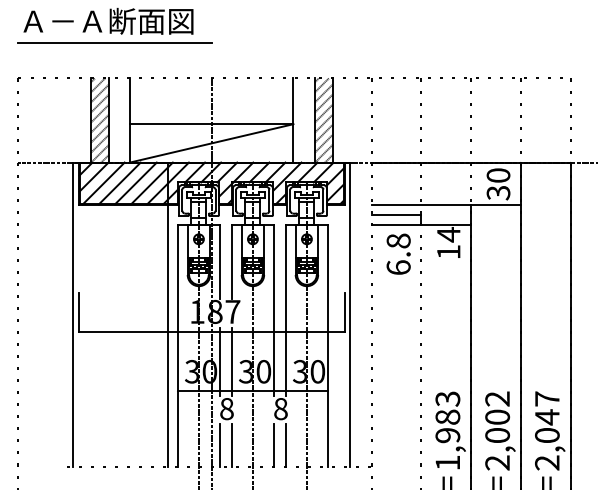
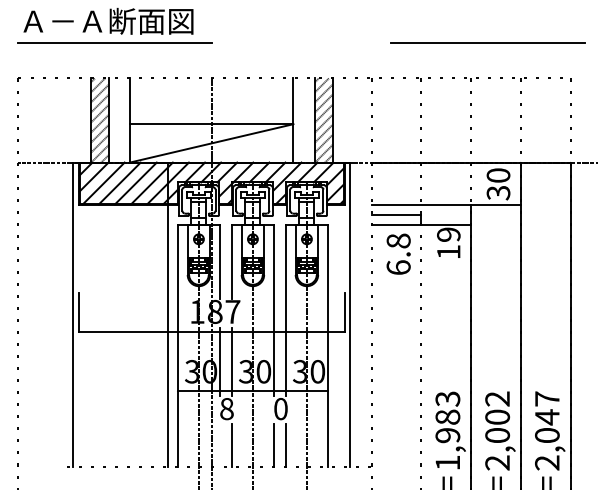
line: none -> present (487, 42)
text: 14 -> 19 (448, 234)
text: 8 -> 0 (280, 409)
line: present -> none (220, 445)
